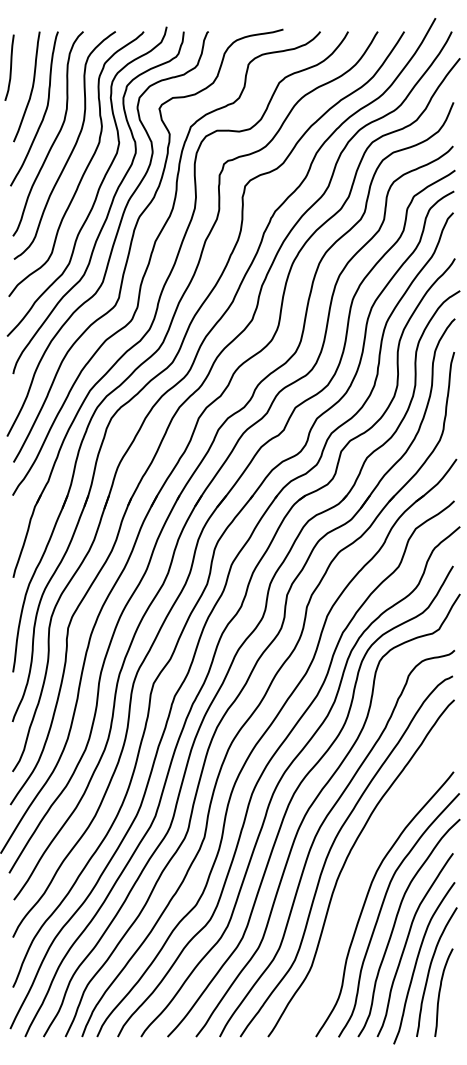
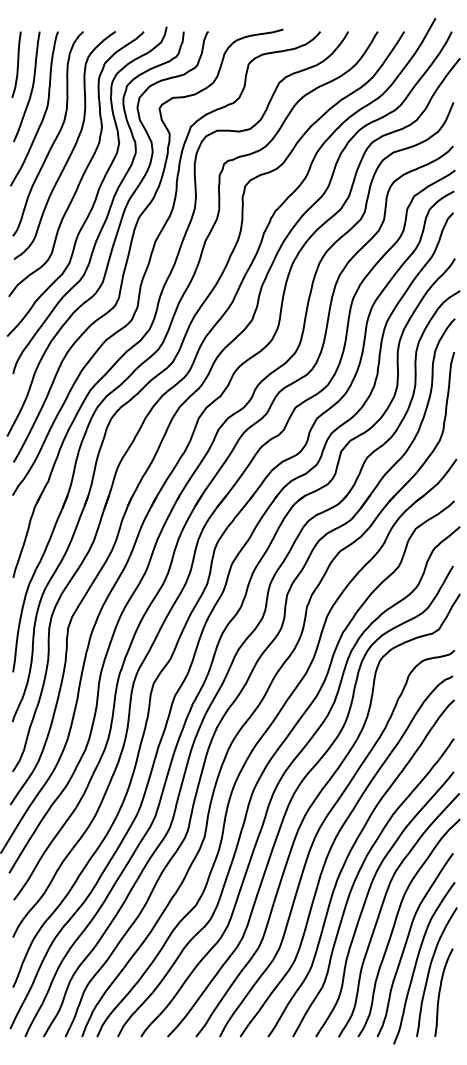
curve position: (10, 67) -> (17, 64) (17, 64)
curve: none -> present (355, 882)
